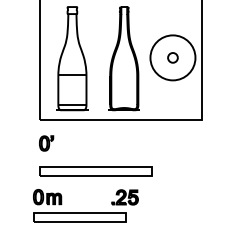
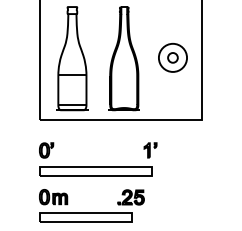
circle diameter: 45 px -> 28 px (172, 57)
part position: (46, 143) -> (46, 150) (46, 150)
part: none -> present (150, 150)
part position: (85, 212) -> (91, 212) (91, 212)
